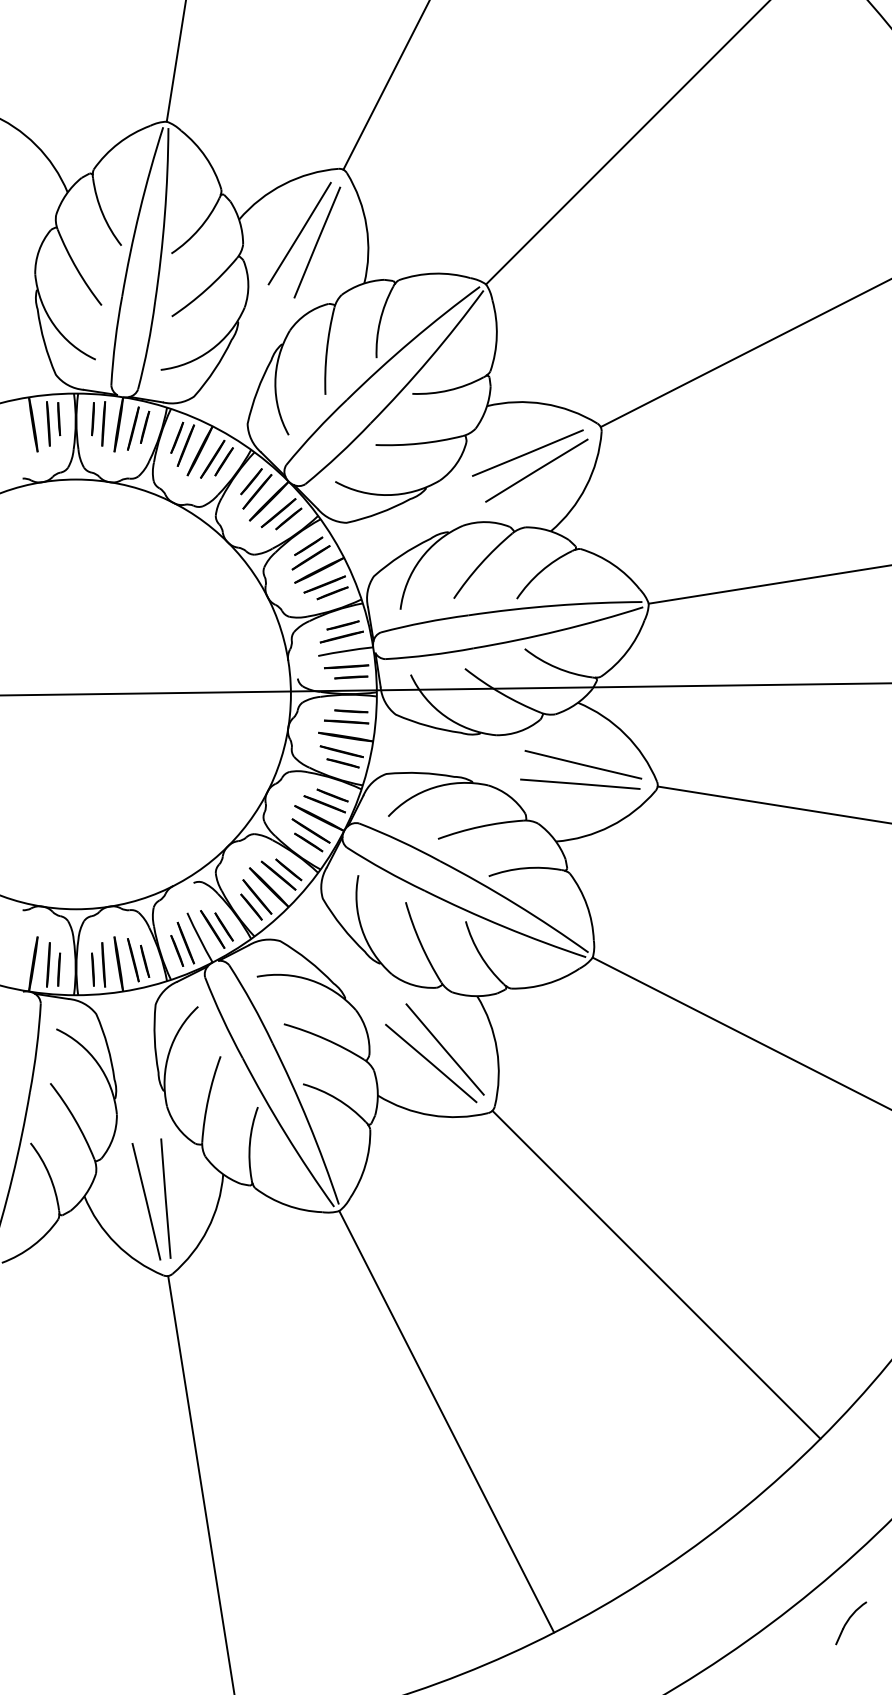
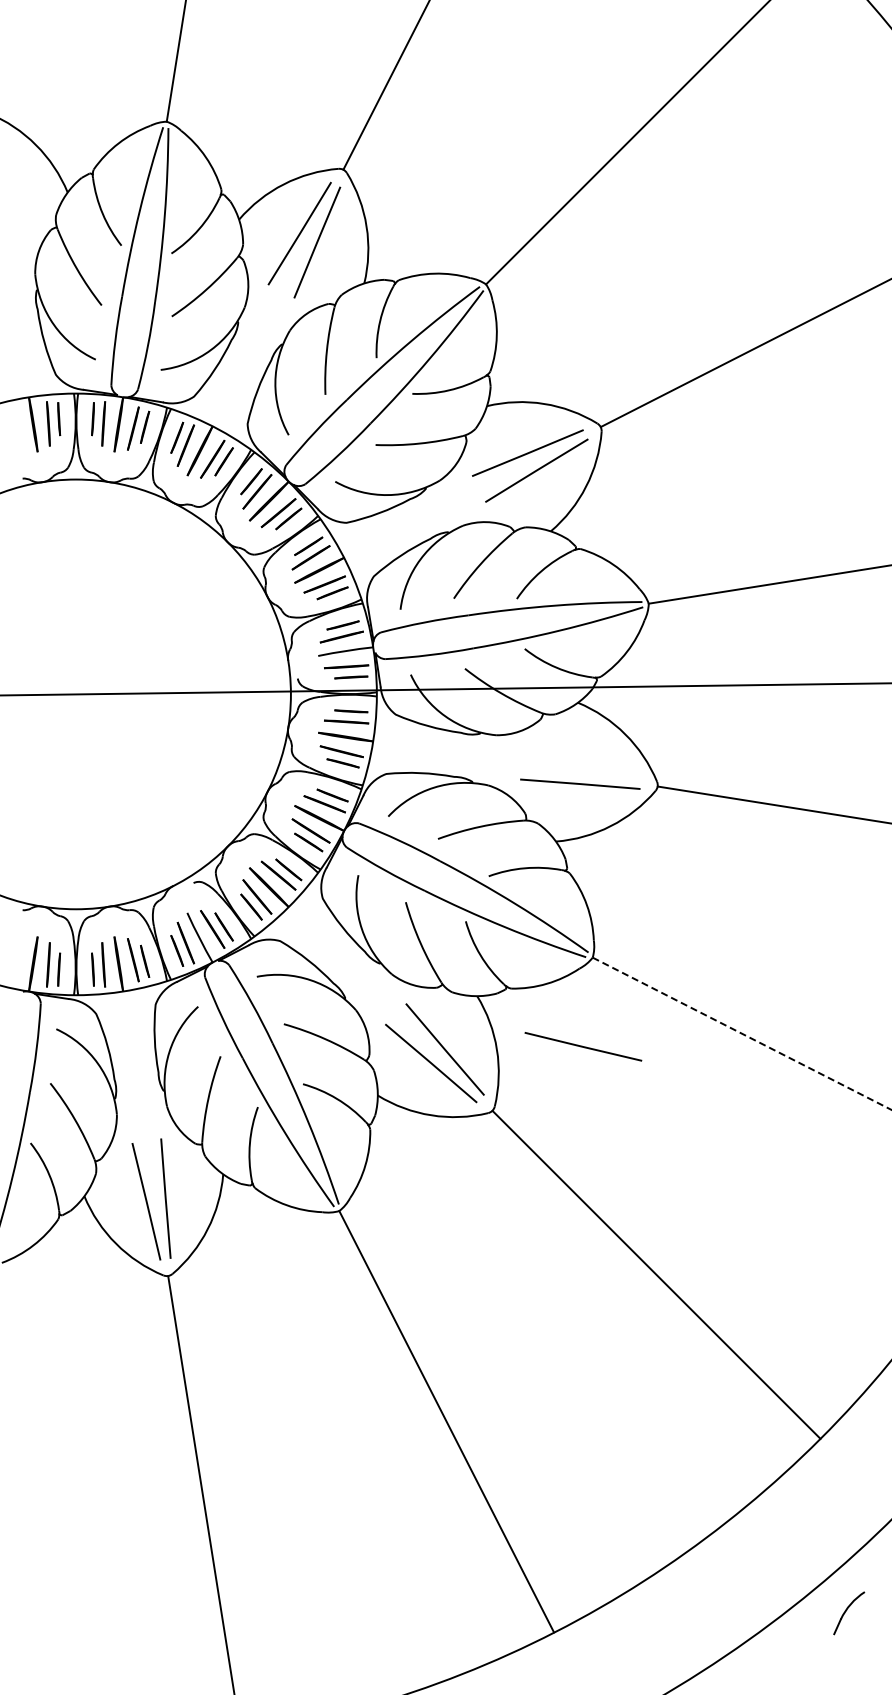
line position: (583, 764) -> (583, 1046) (583, 1046)
line: solid -> dashed (742, 1033)
part position: (851, 1623) -> (849, 1613) (849, 1613)
